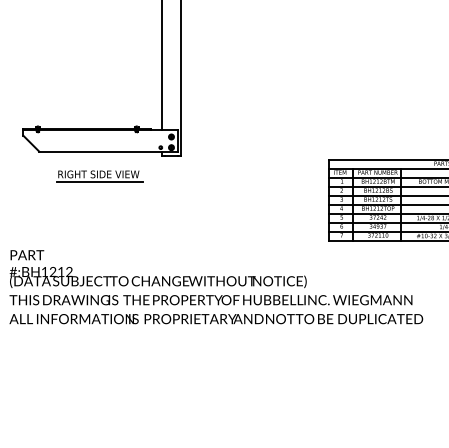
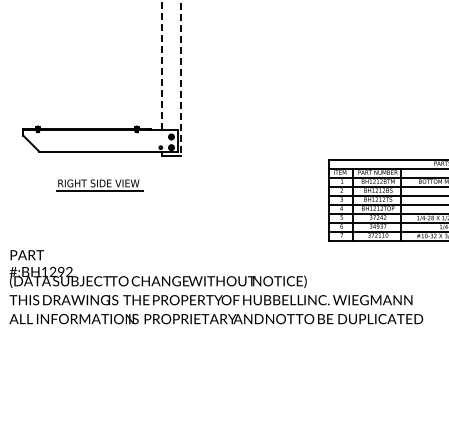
line: solid -> dashed (162, 64)
line: solid -> dashed (180, 77)
part position: (99, 176) -> (99, 185) (99, 185)
text: #:BH1212 -> #:BH1292 (61, 271)
